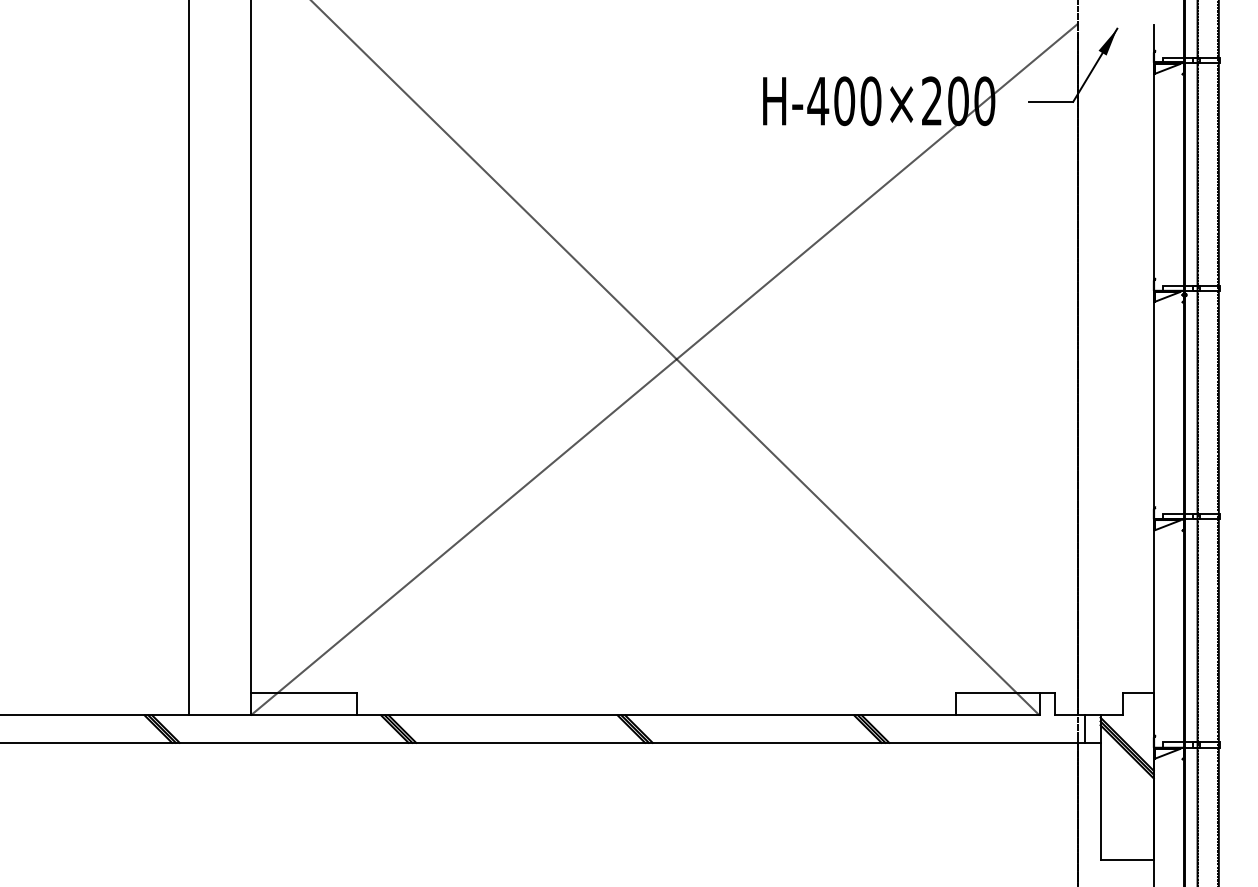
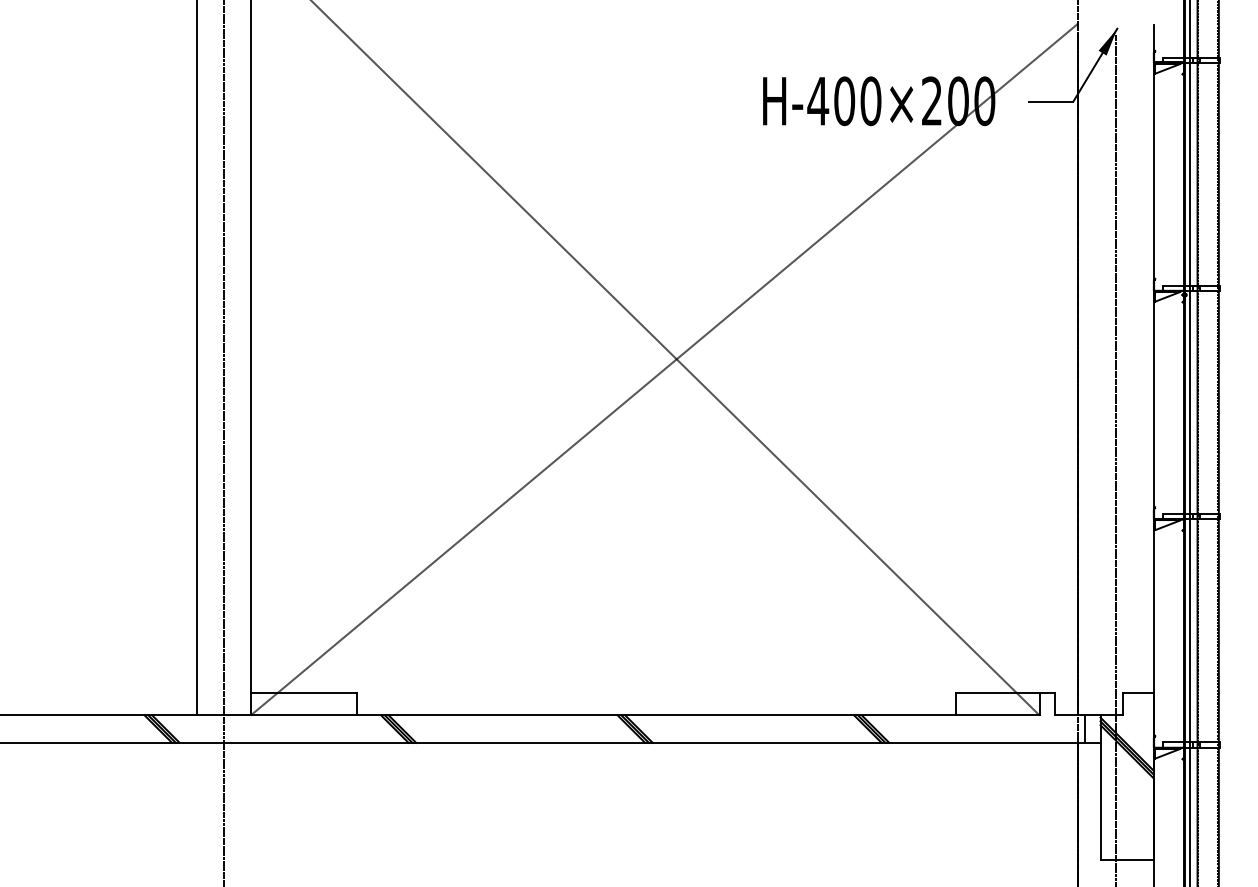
line position: (189, 358) -> (197, 358) (197, 358)
line: none -> present (224, 442)
line: none -> present (1190, 442)
line: none -> present (1115, 459)
